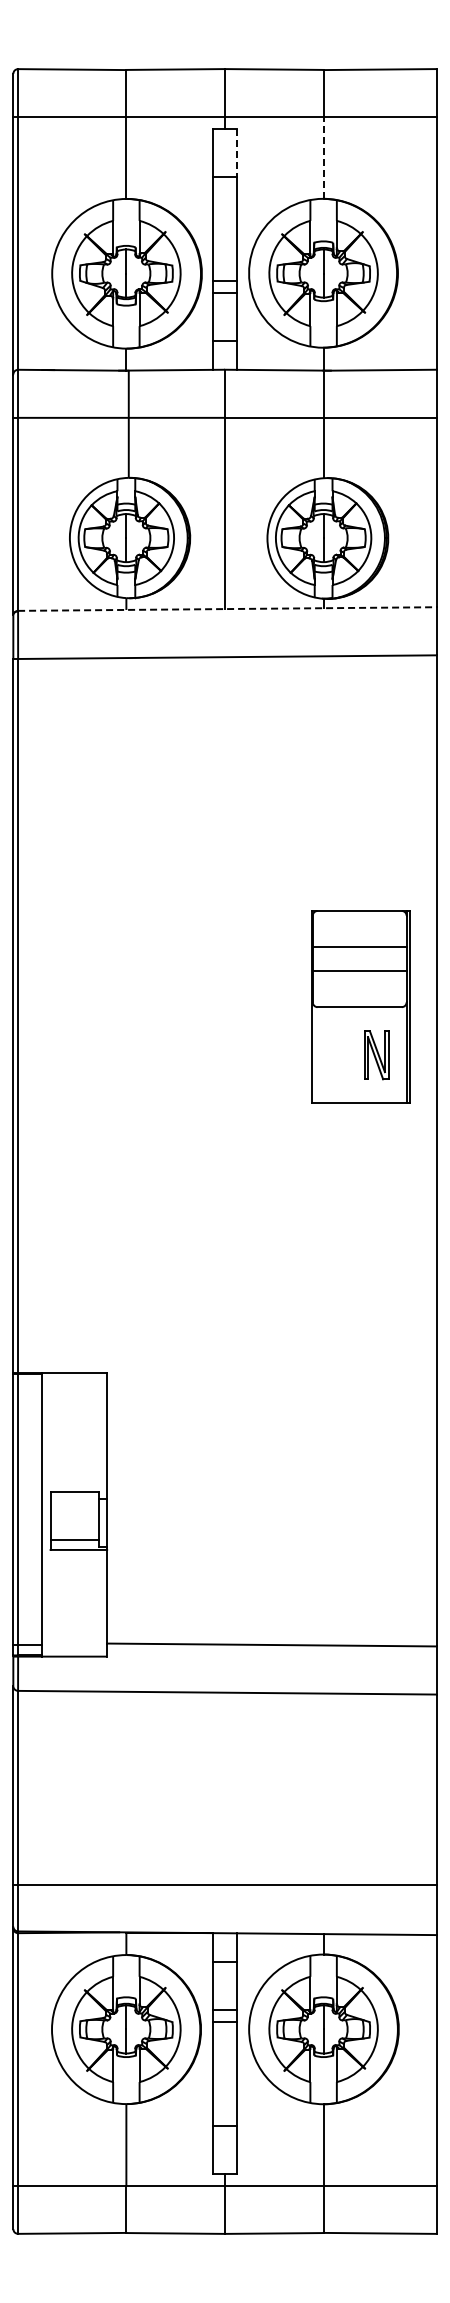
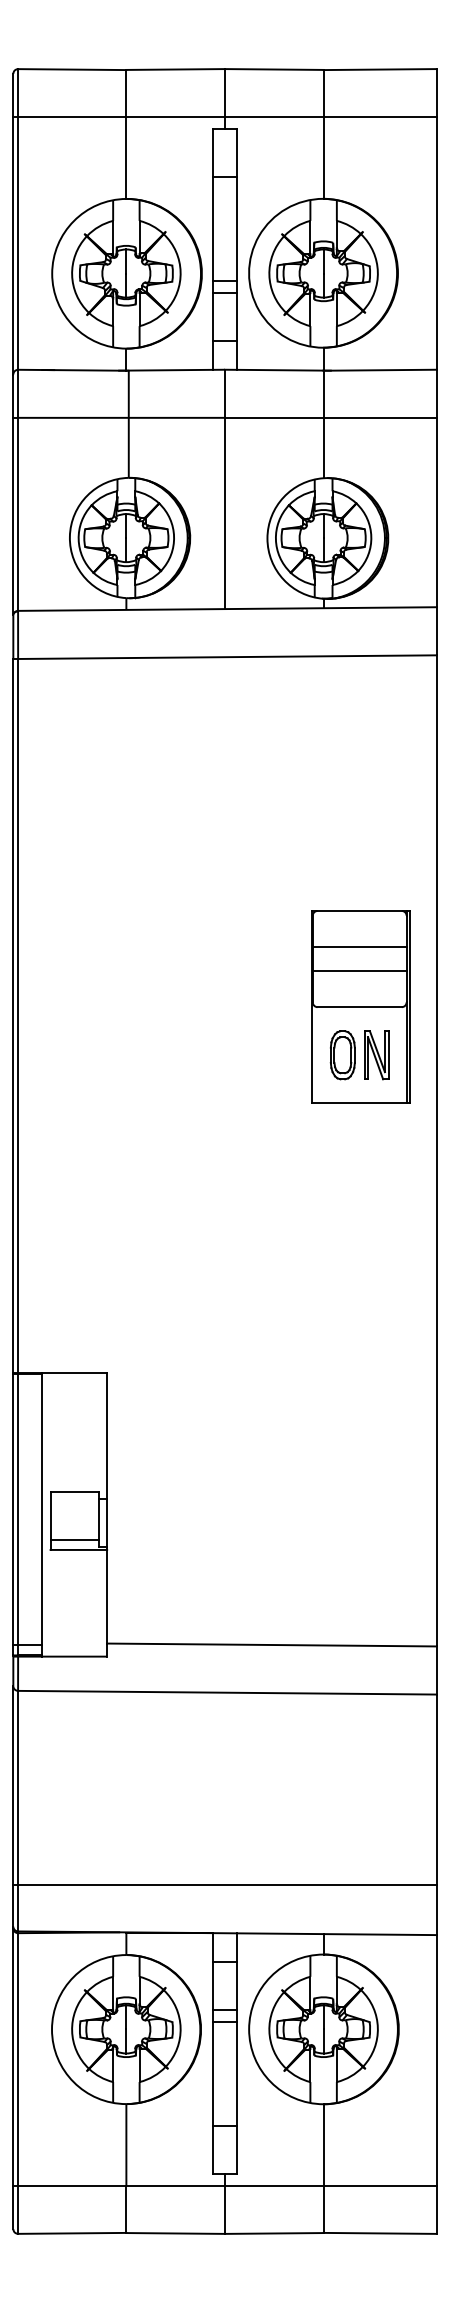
line: dashed -> solid (237, 153)
line: dashed -> solid (323, 158)
line: dashed -> solid (227, 609)
part: none -> present (342, 1055)
